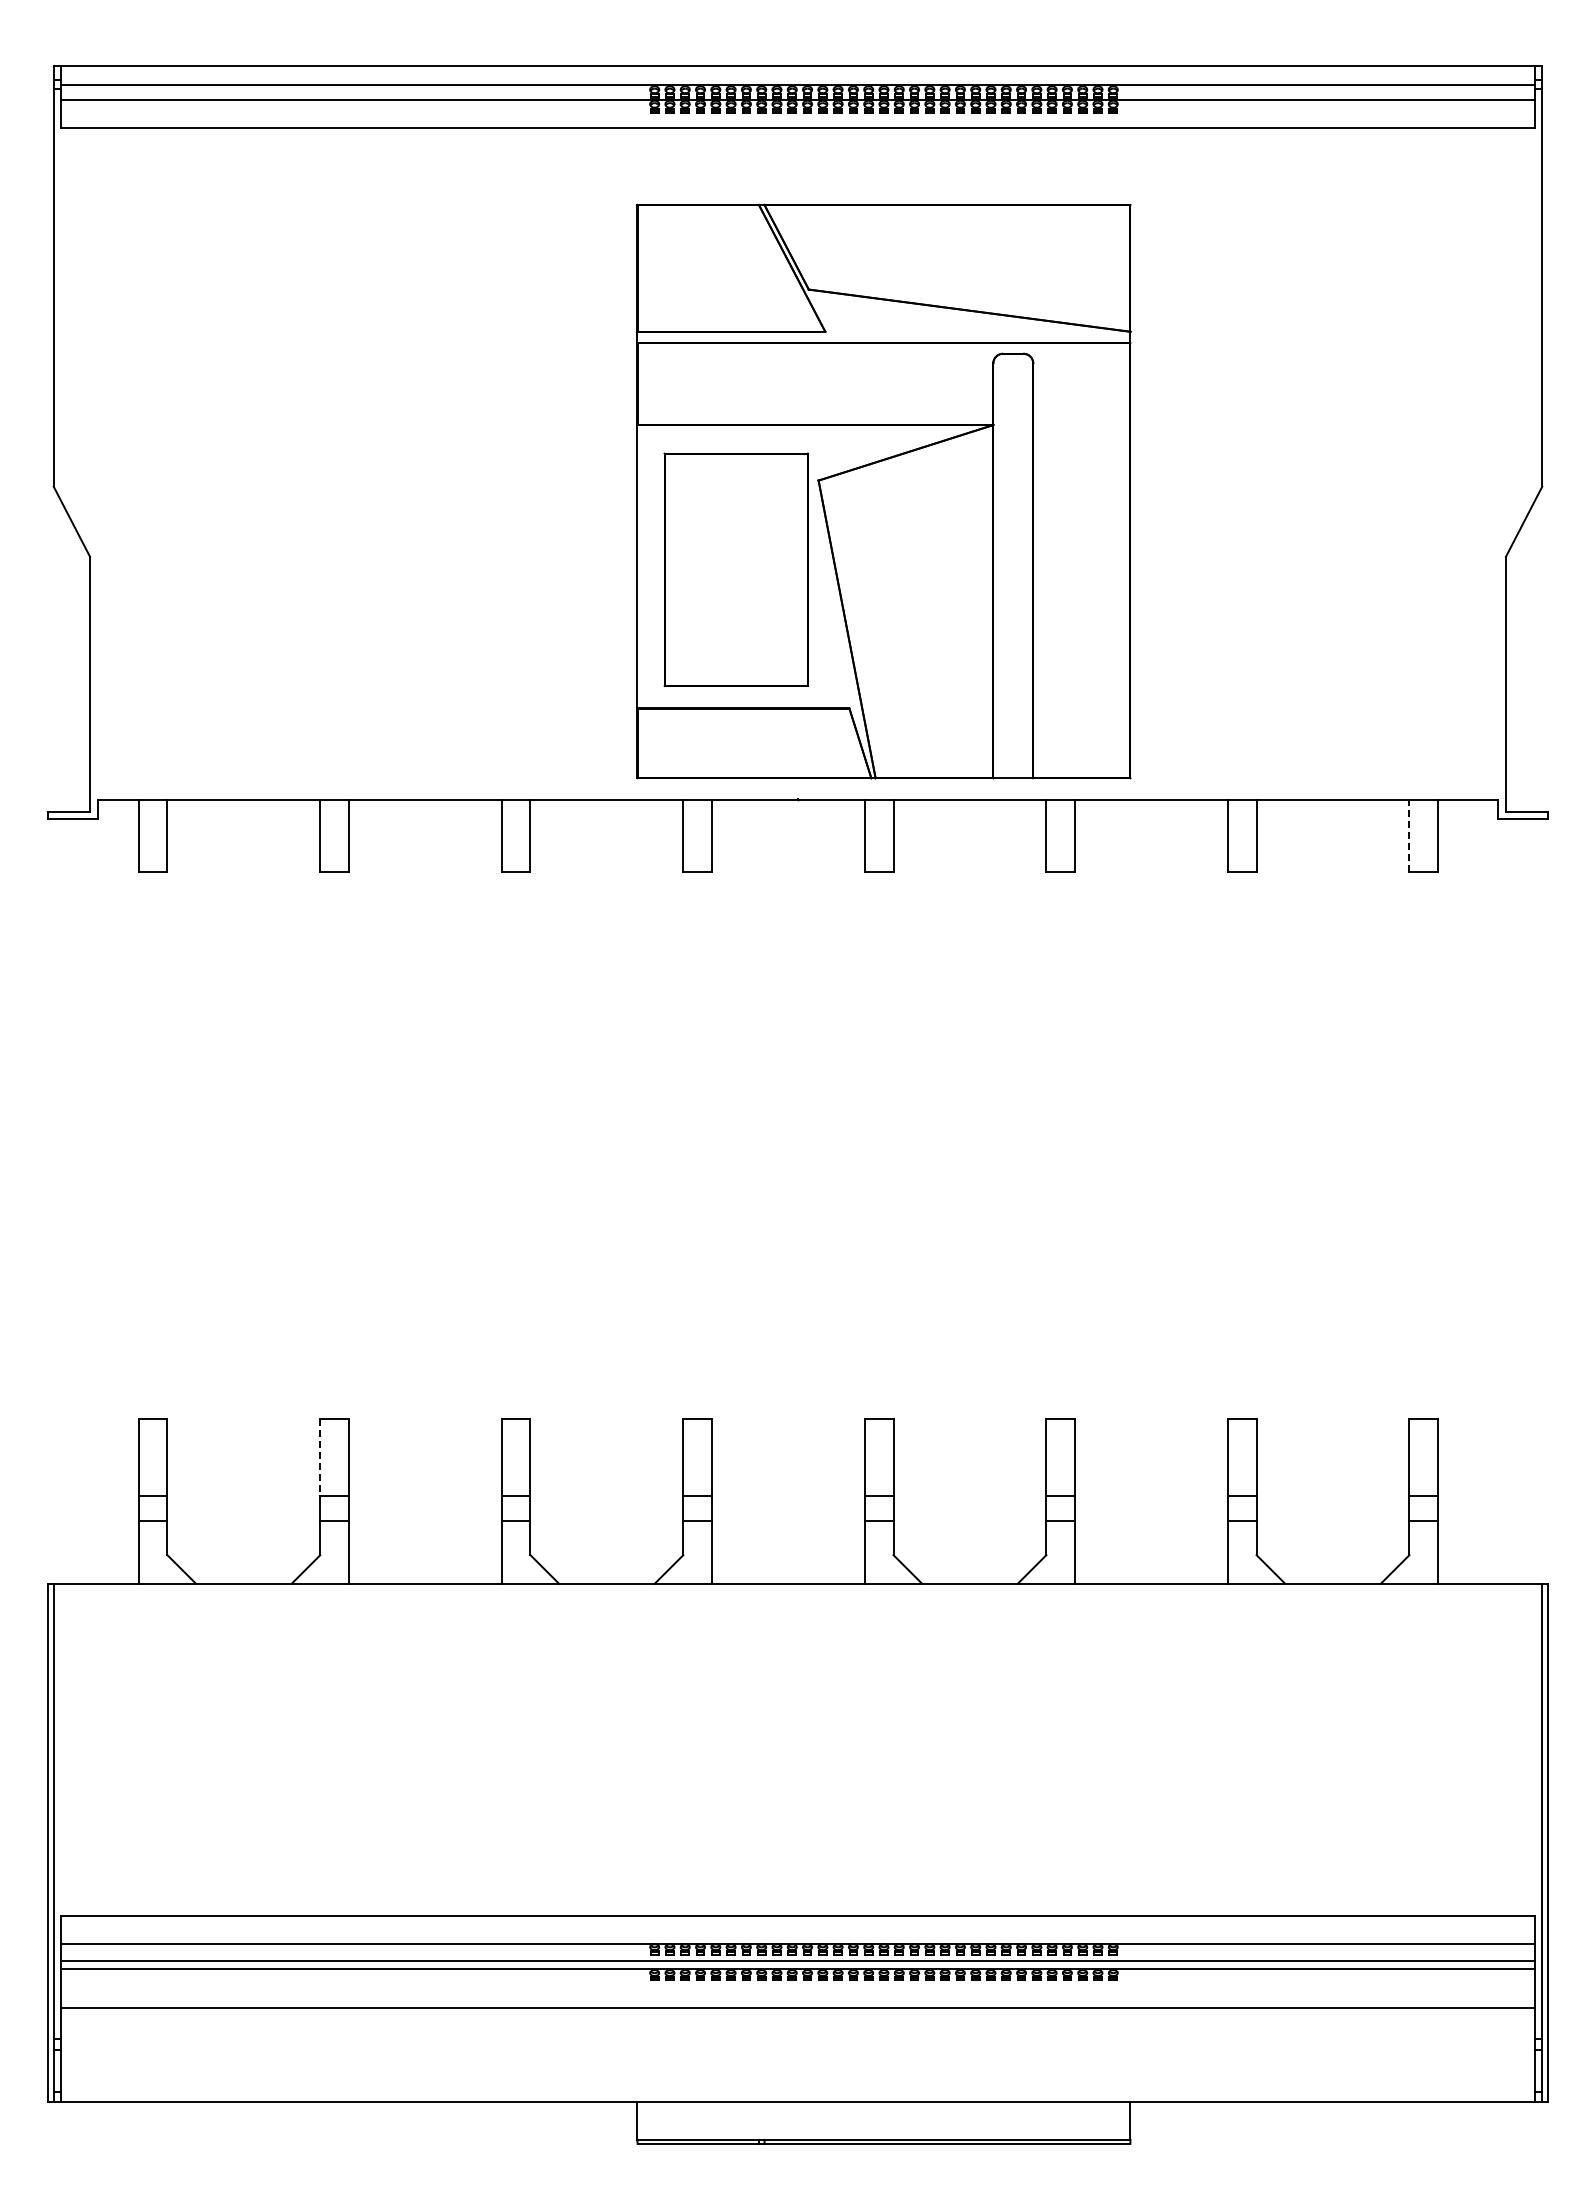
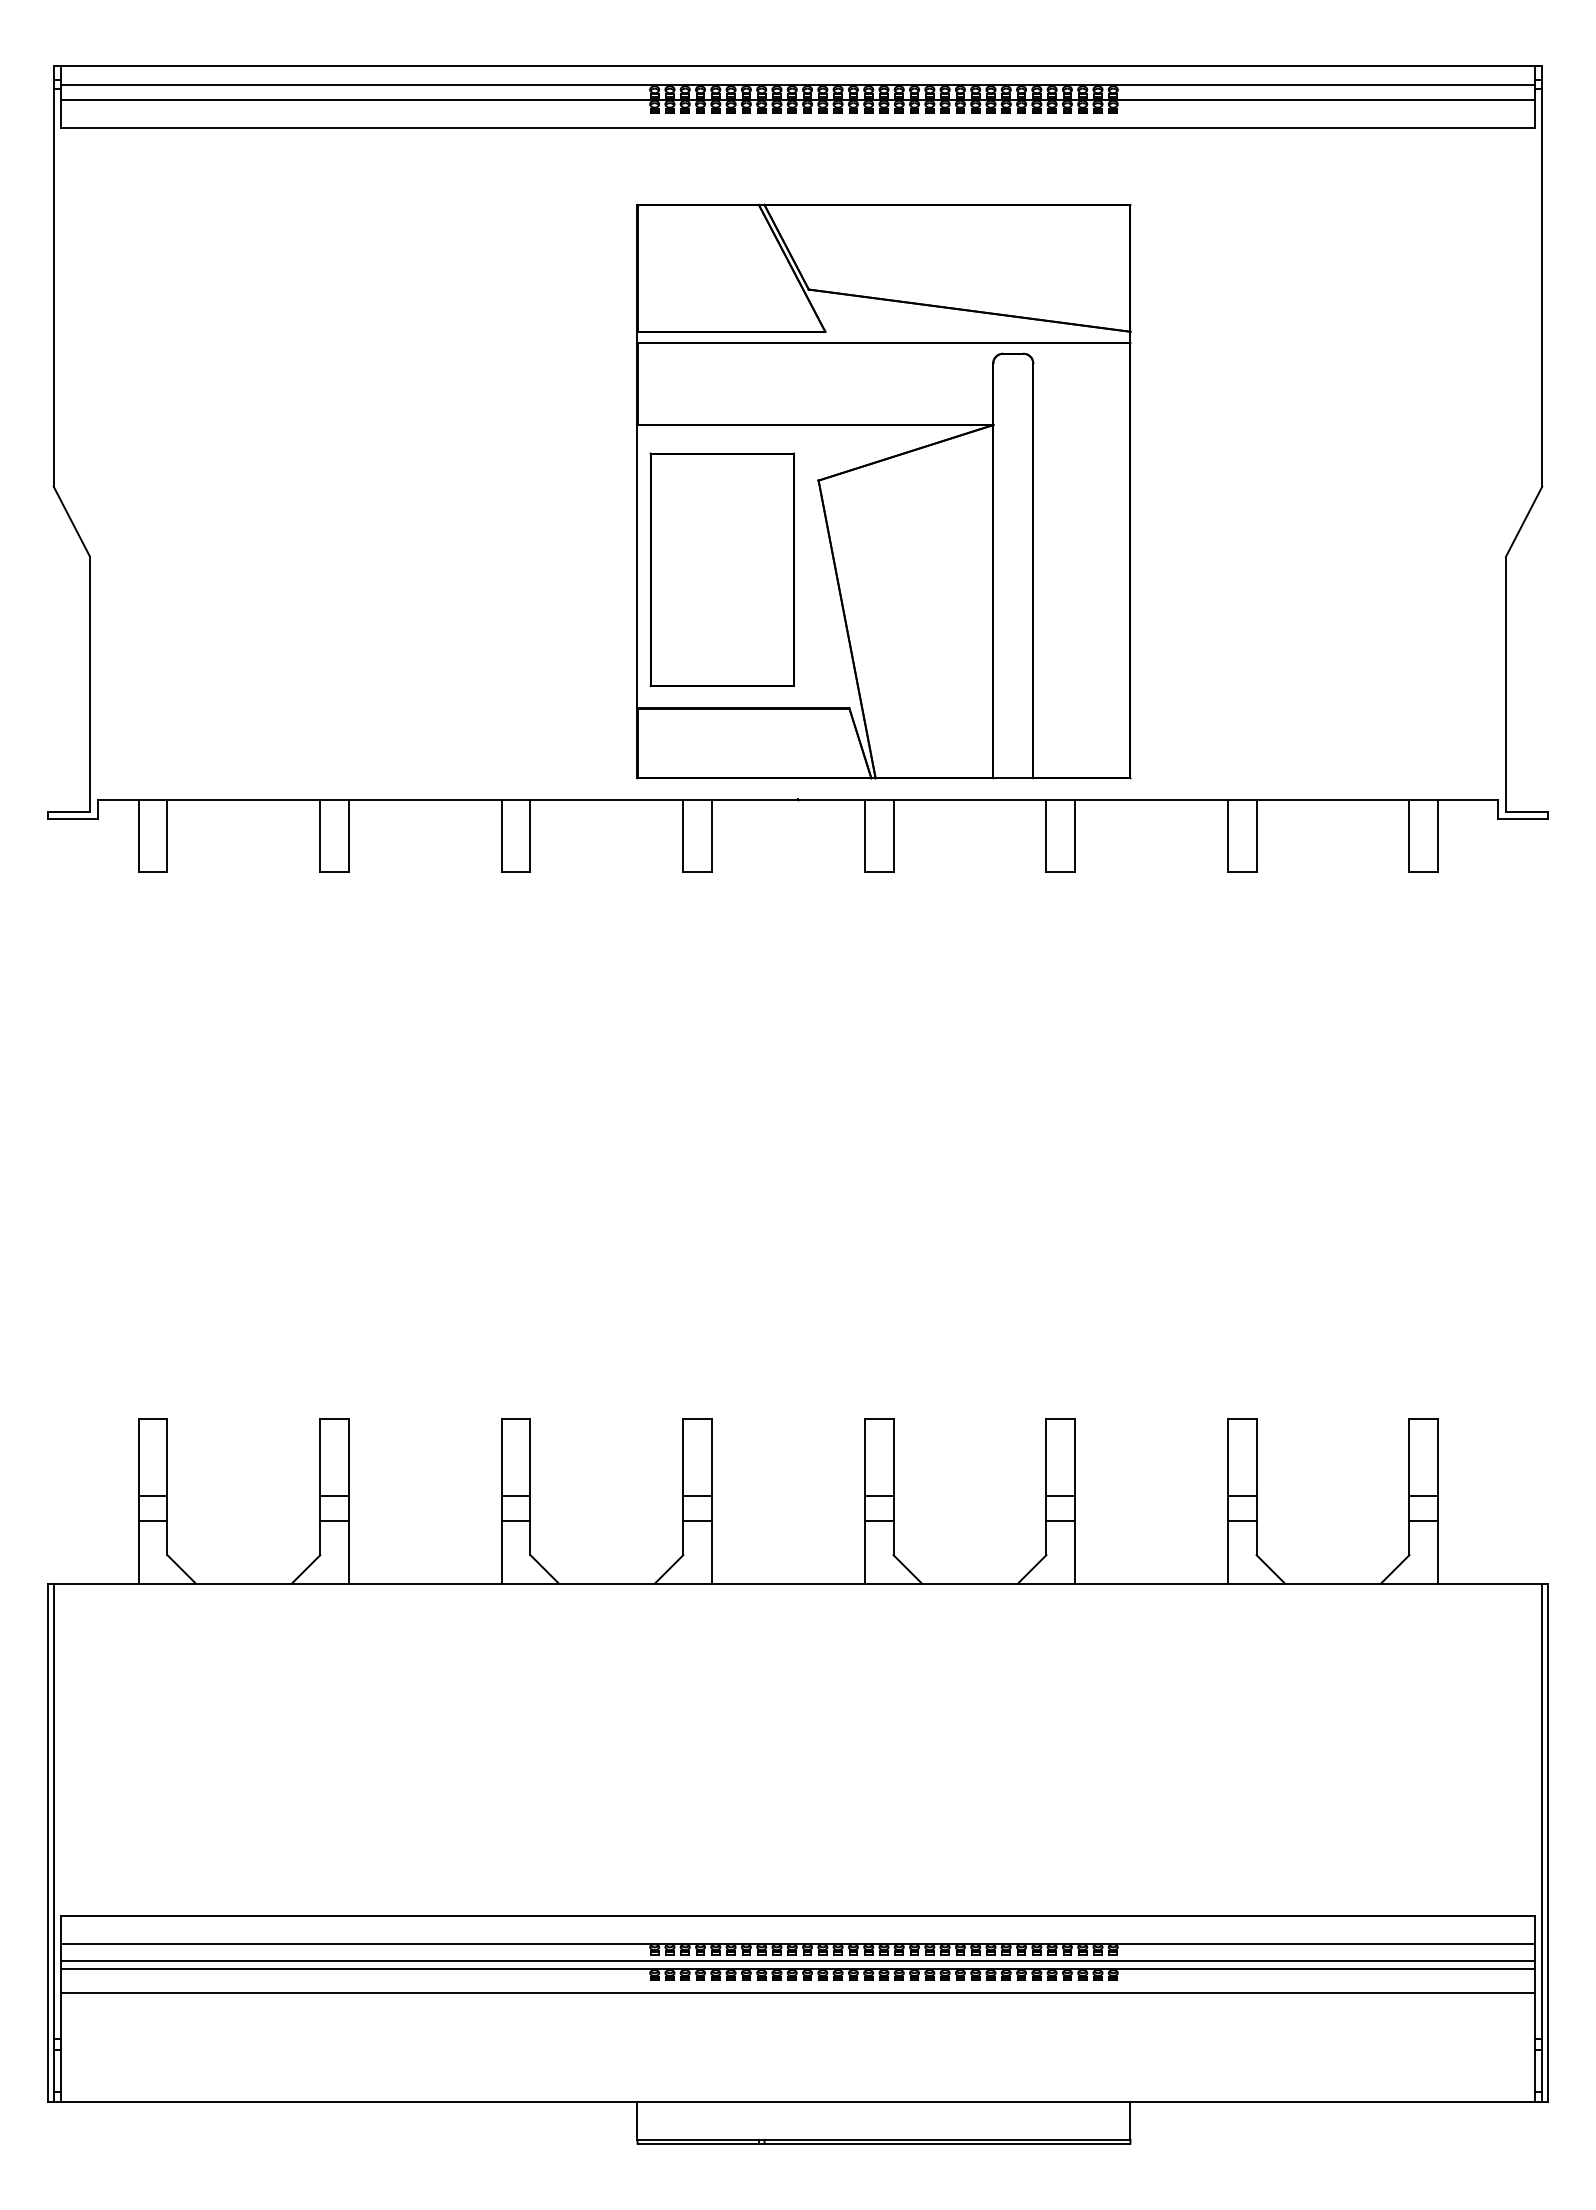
part position: (736, 569) -> (722, 569) (722, 569)
line: dashed -> solid (1409, 835)
line: dashed -> solid (320, 1458)
line position: (797, 2007) -> (797, 1992) (797, 1992)
